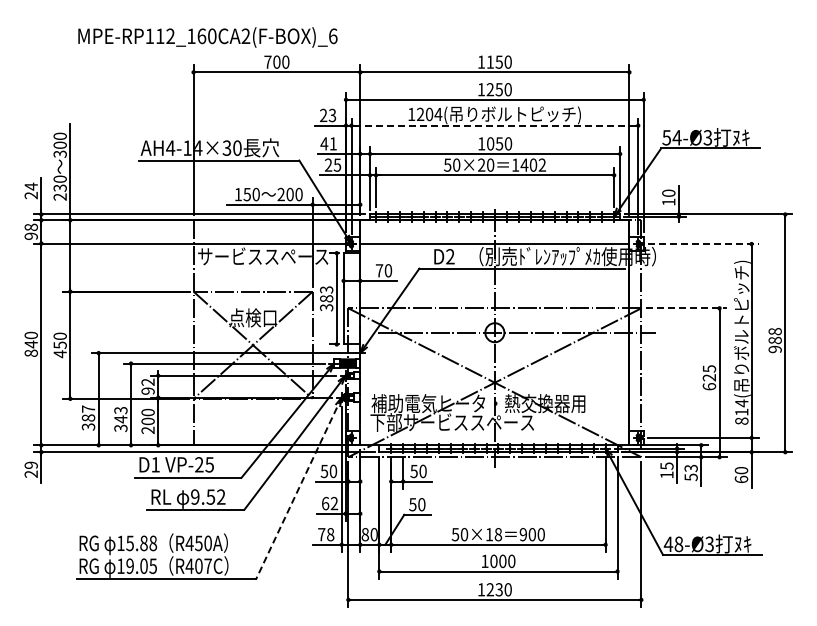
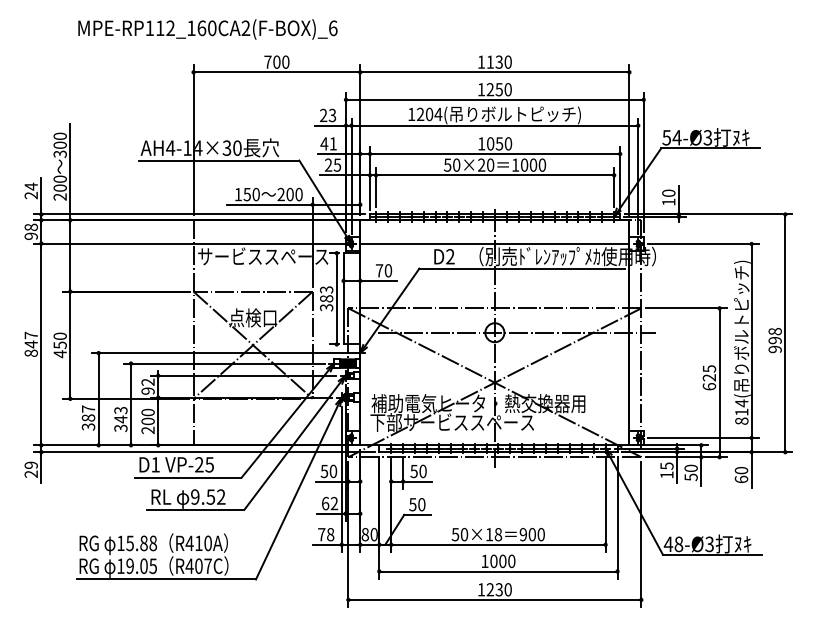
text position: (207, 37) -> (207, 29) (207, 29)
text: 1150 -> 1130 (499, 61)
line: dashed -> solid (494, 125)
text: 1402 -> 1000 (533, 164)
text: 230 -> 200 (59, 187)
line: dashed -> solid (703, 244)
line: dashed -> solid (686, 308)
text: 840 -> 847 (30, 335)
text: 988 -> 998 (774, 340)
text: 53 -> 50 (690, 468)
line: dashed -> solid (298, 488)
text: R450A -> R410A (198, 543)
